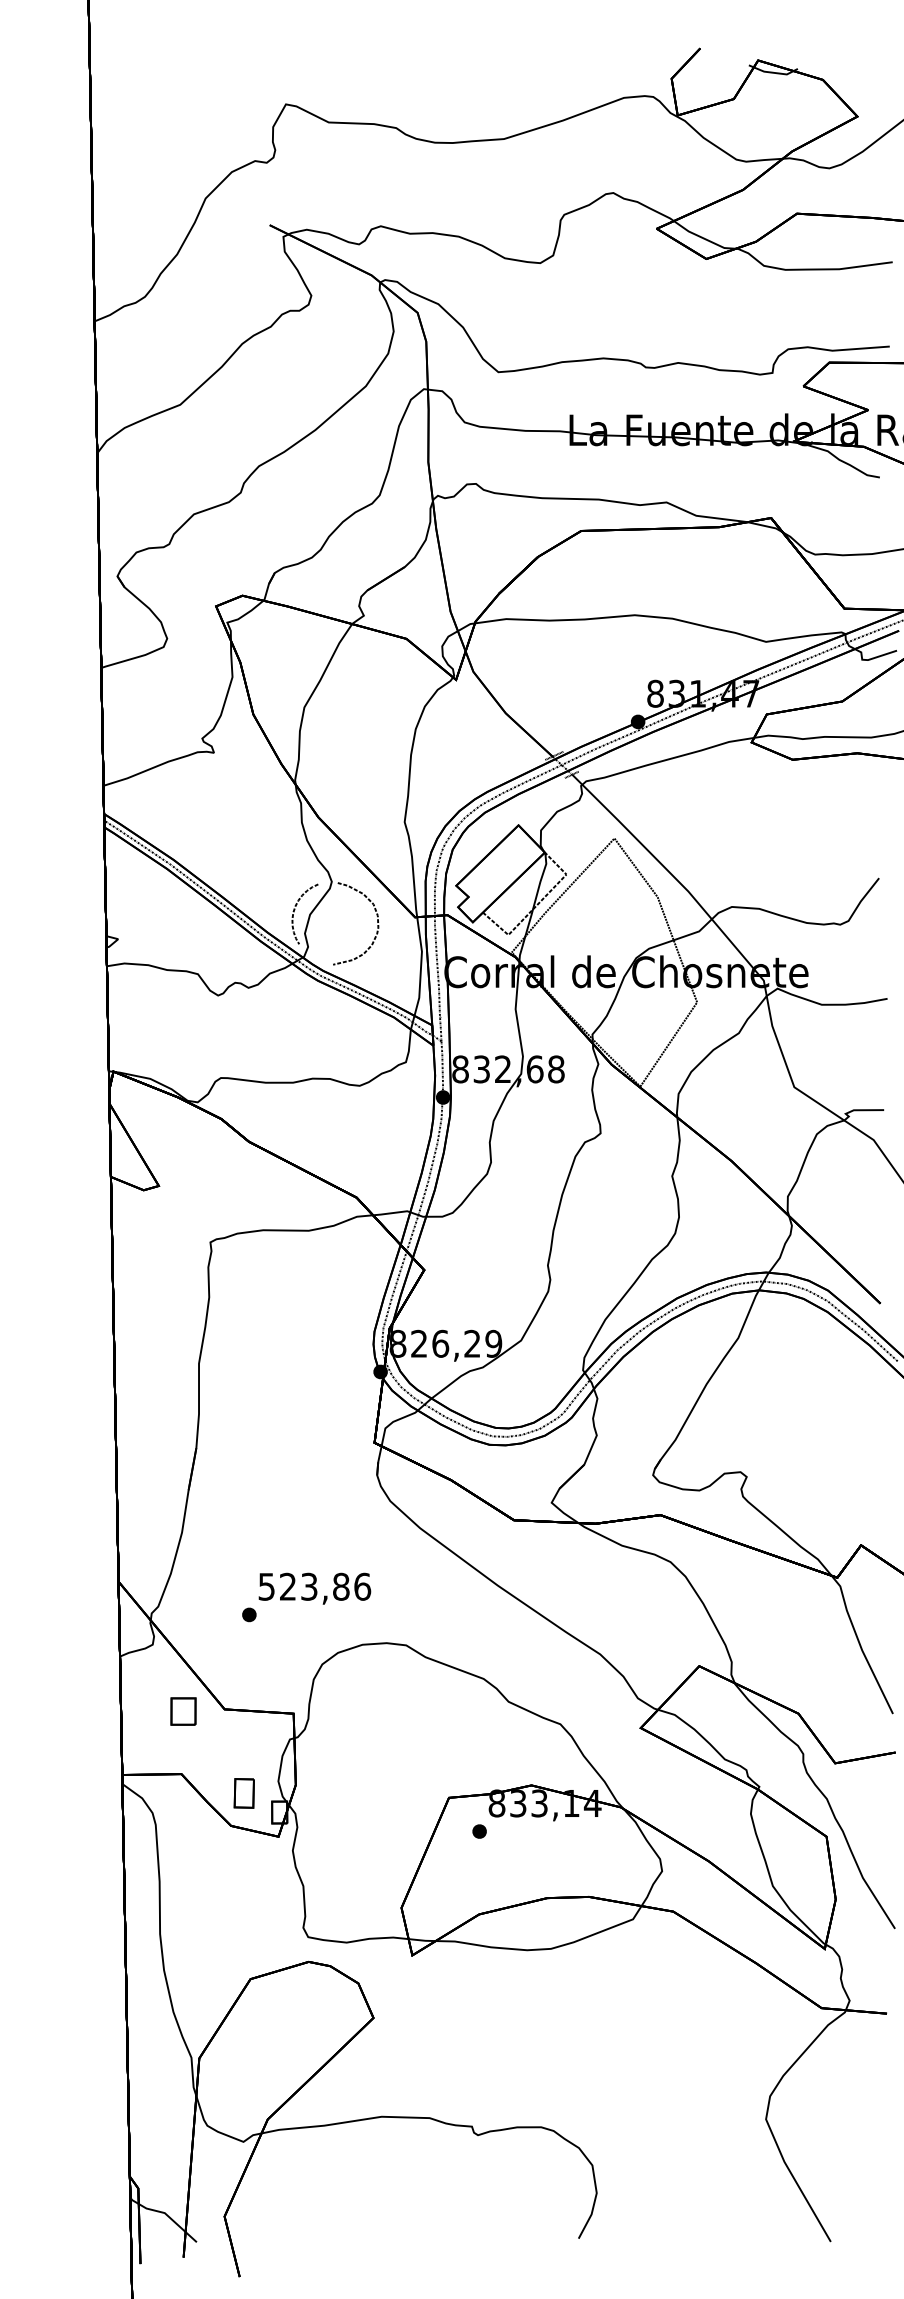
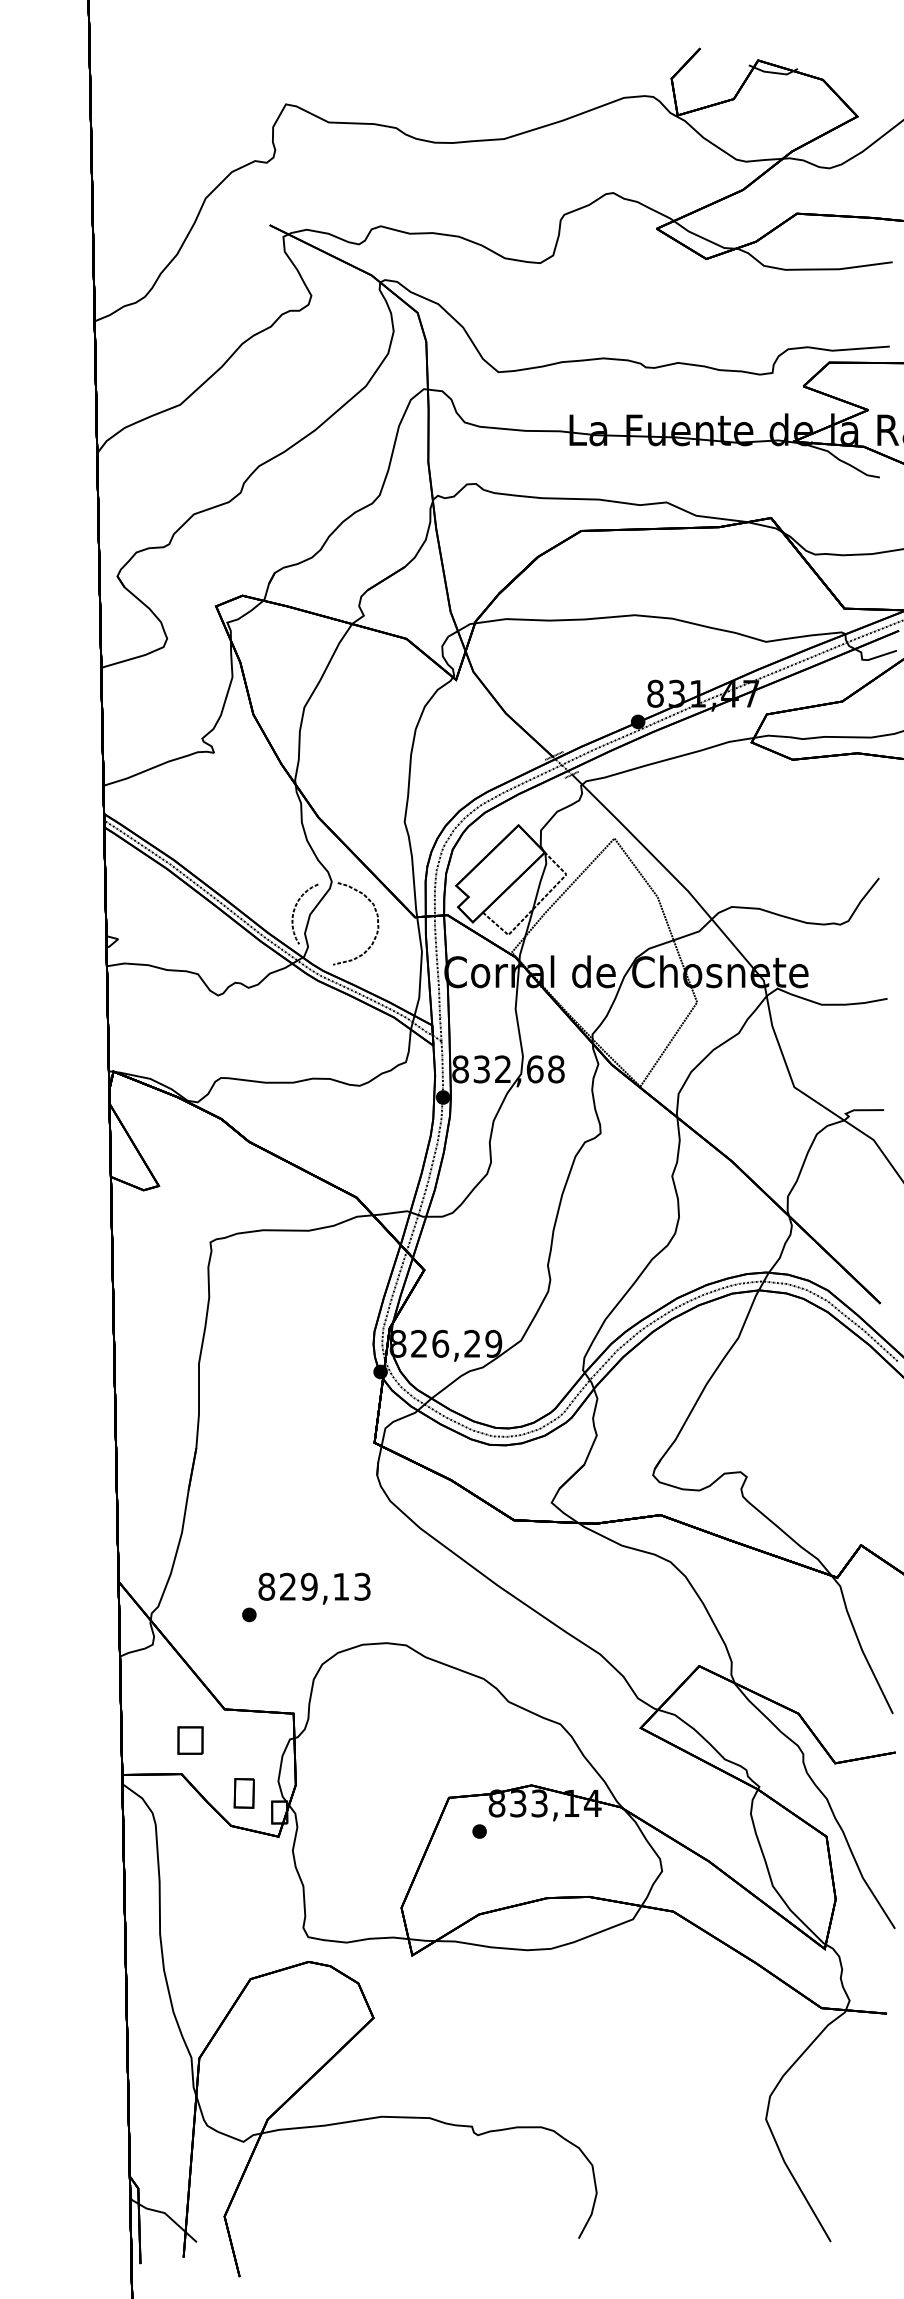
text: 523,86 -> 829,13 (314, 1586)
part position: (183, 1711) -> (190, 1740) (190, 1740)
